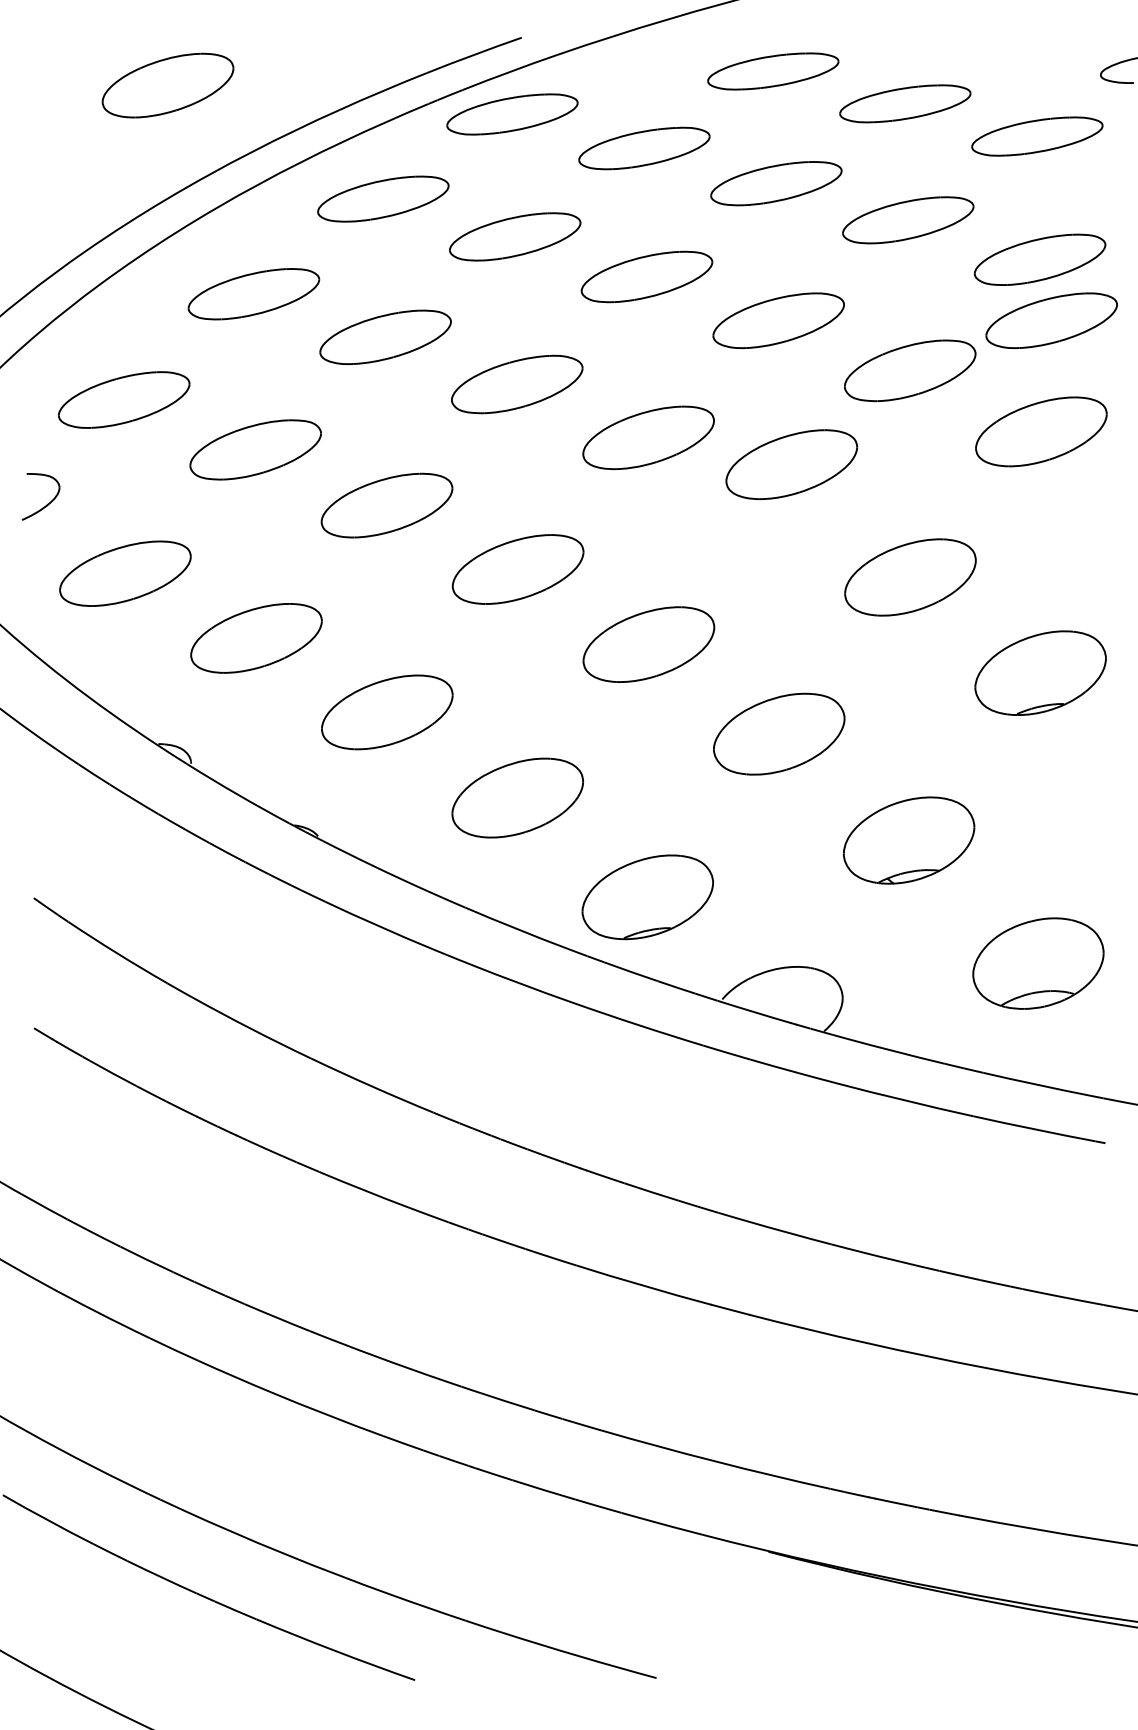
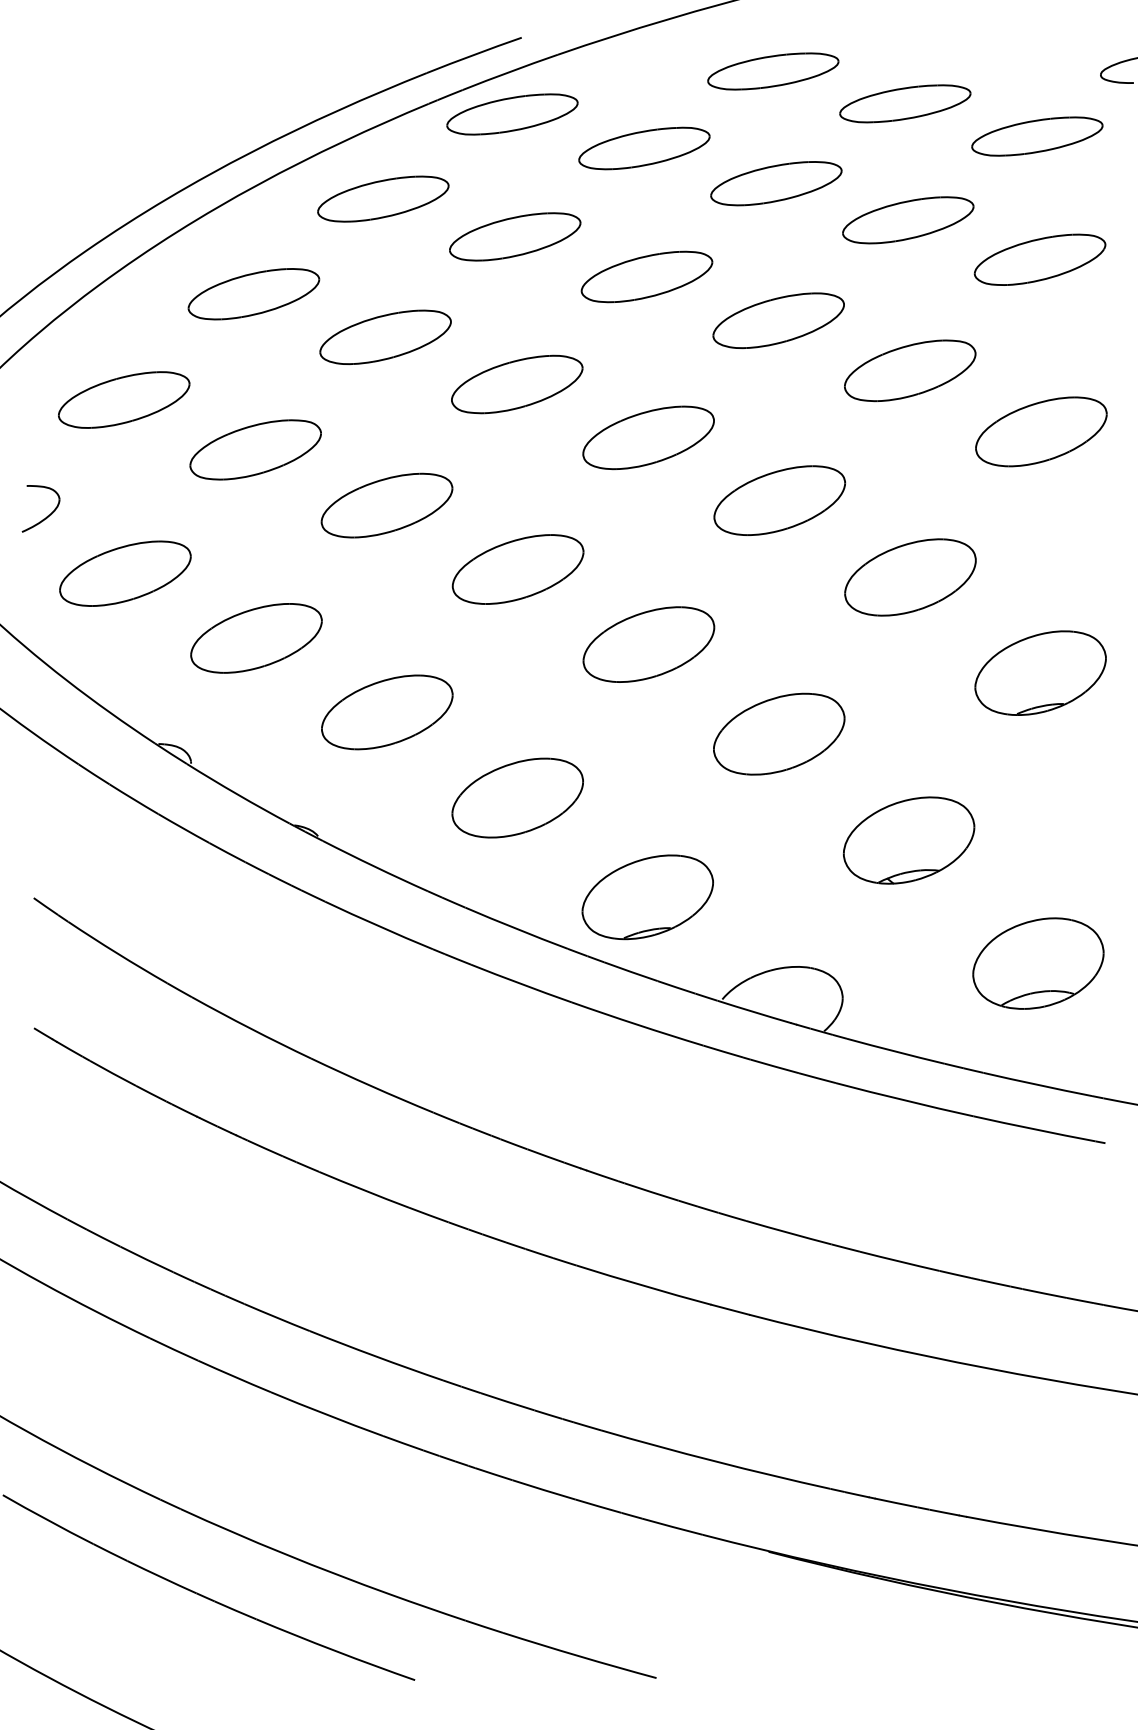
part: present -> none (167, 85)
part: present -> none (1051, 320)
part position: (791, 464) -> (779, 500) (779, 500)
part position: (47, 503) -> (47, 515) (47, 515)
